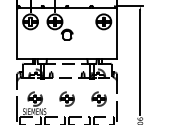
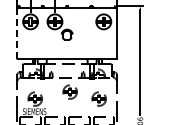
line: solid -> dashed (17, 33)
part position: (66, 98) -> (69, 91) (69, 91)
